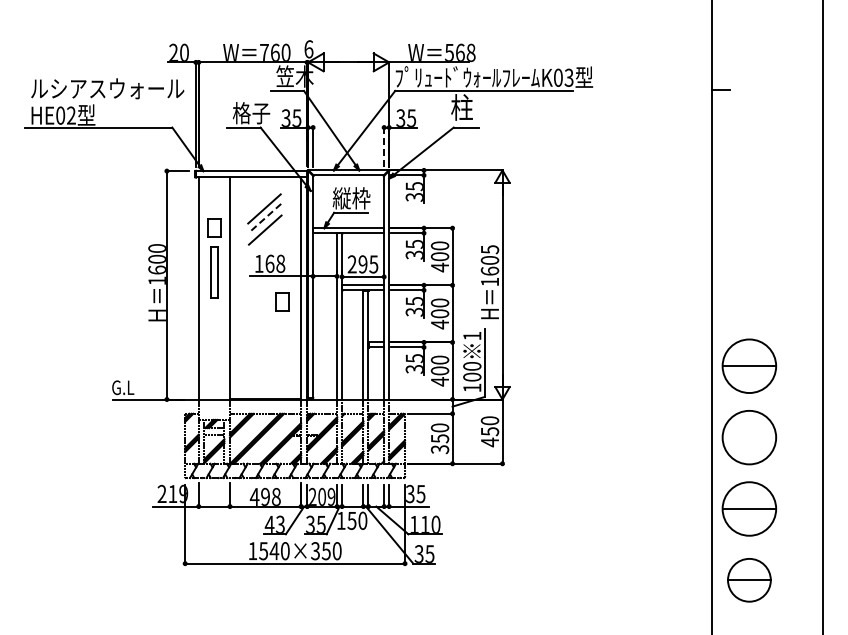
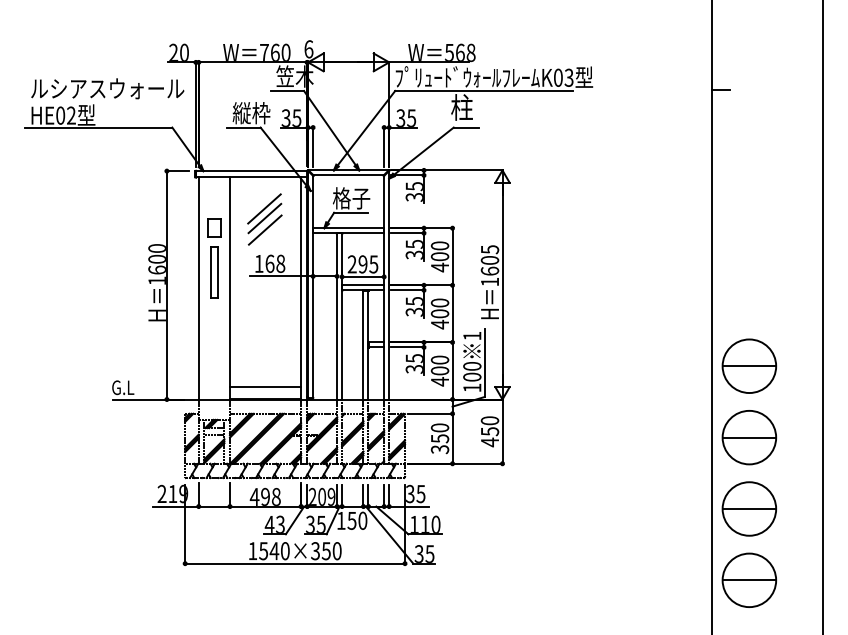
text: 格子 -> 縦枠 (251, 113)
line: dashed -> solid (384, 147)
text: 縦枠 -> 格子 (351, 198)
line: dashed -> solid (264, 218)
part: present -> none (282, 301)
line: none -> present (265, 387)
line: none -> present (749, 437)
part size: 45x45 px -> 57x56 px (749, 579)
